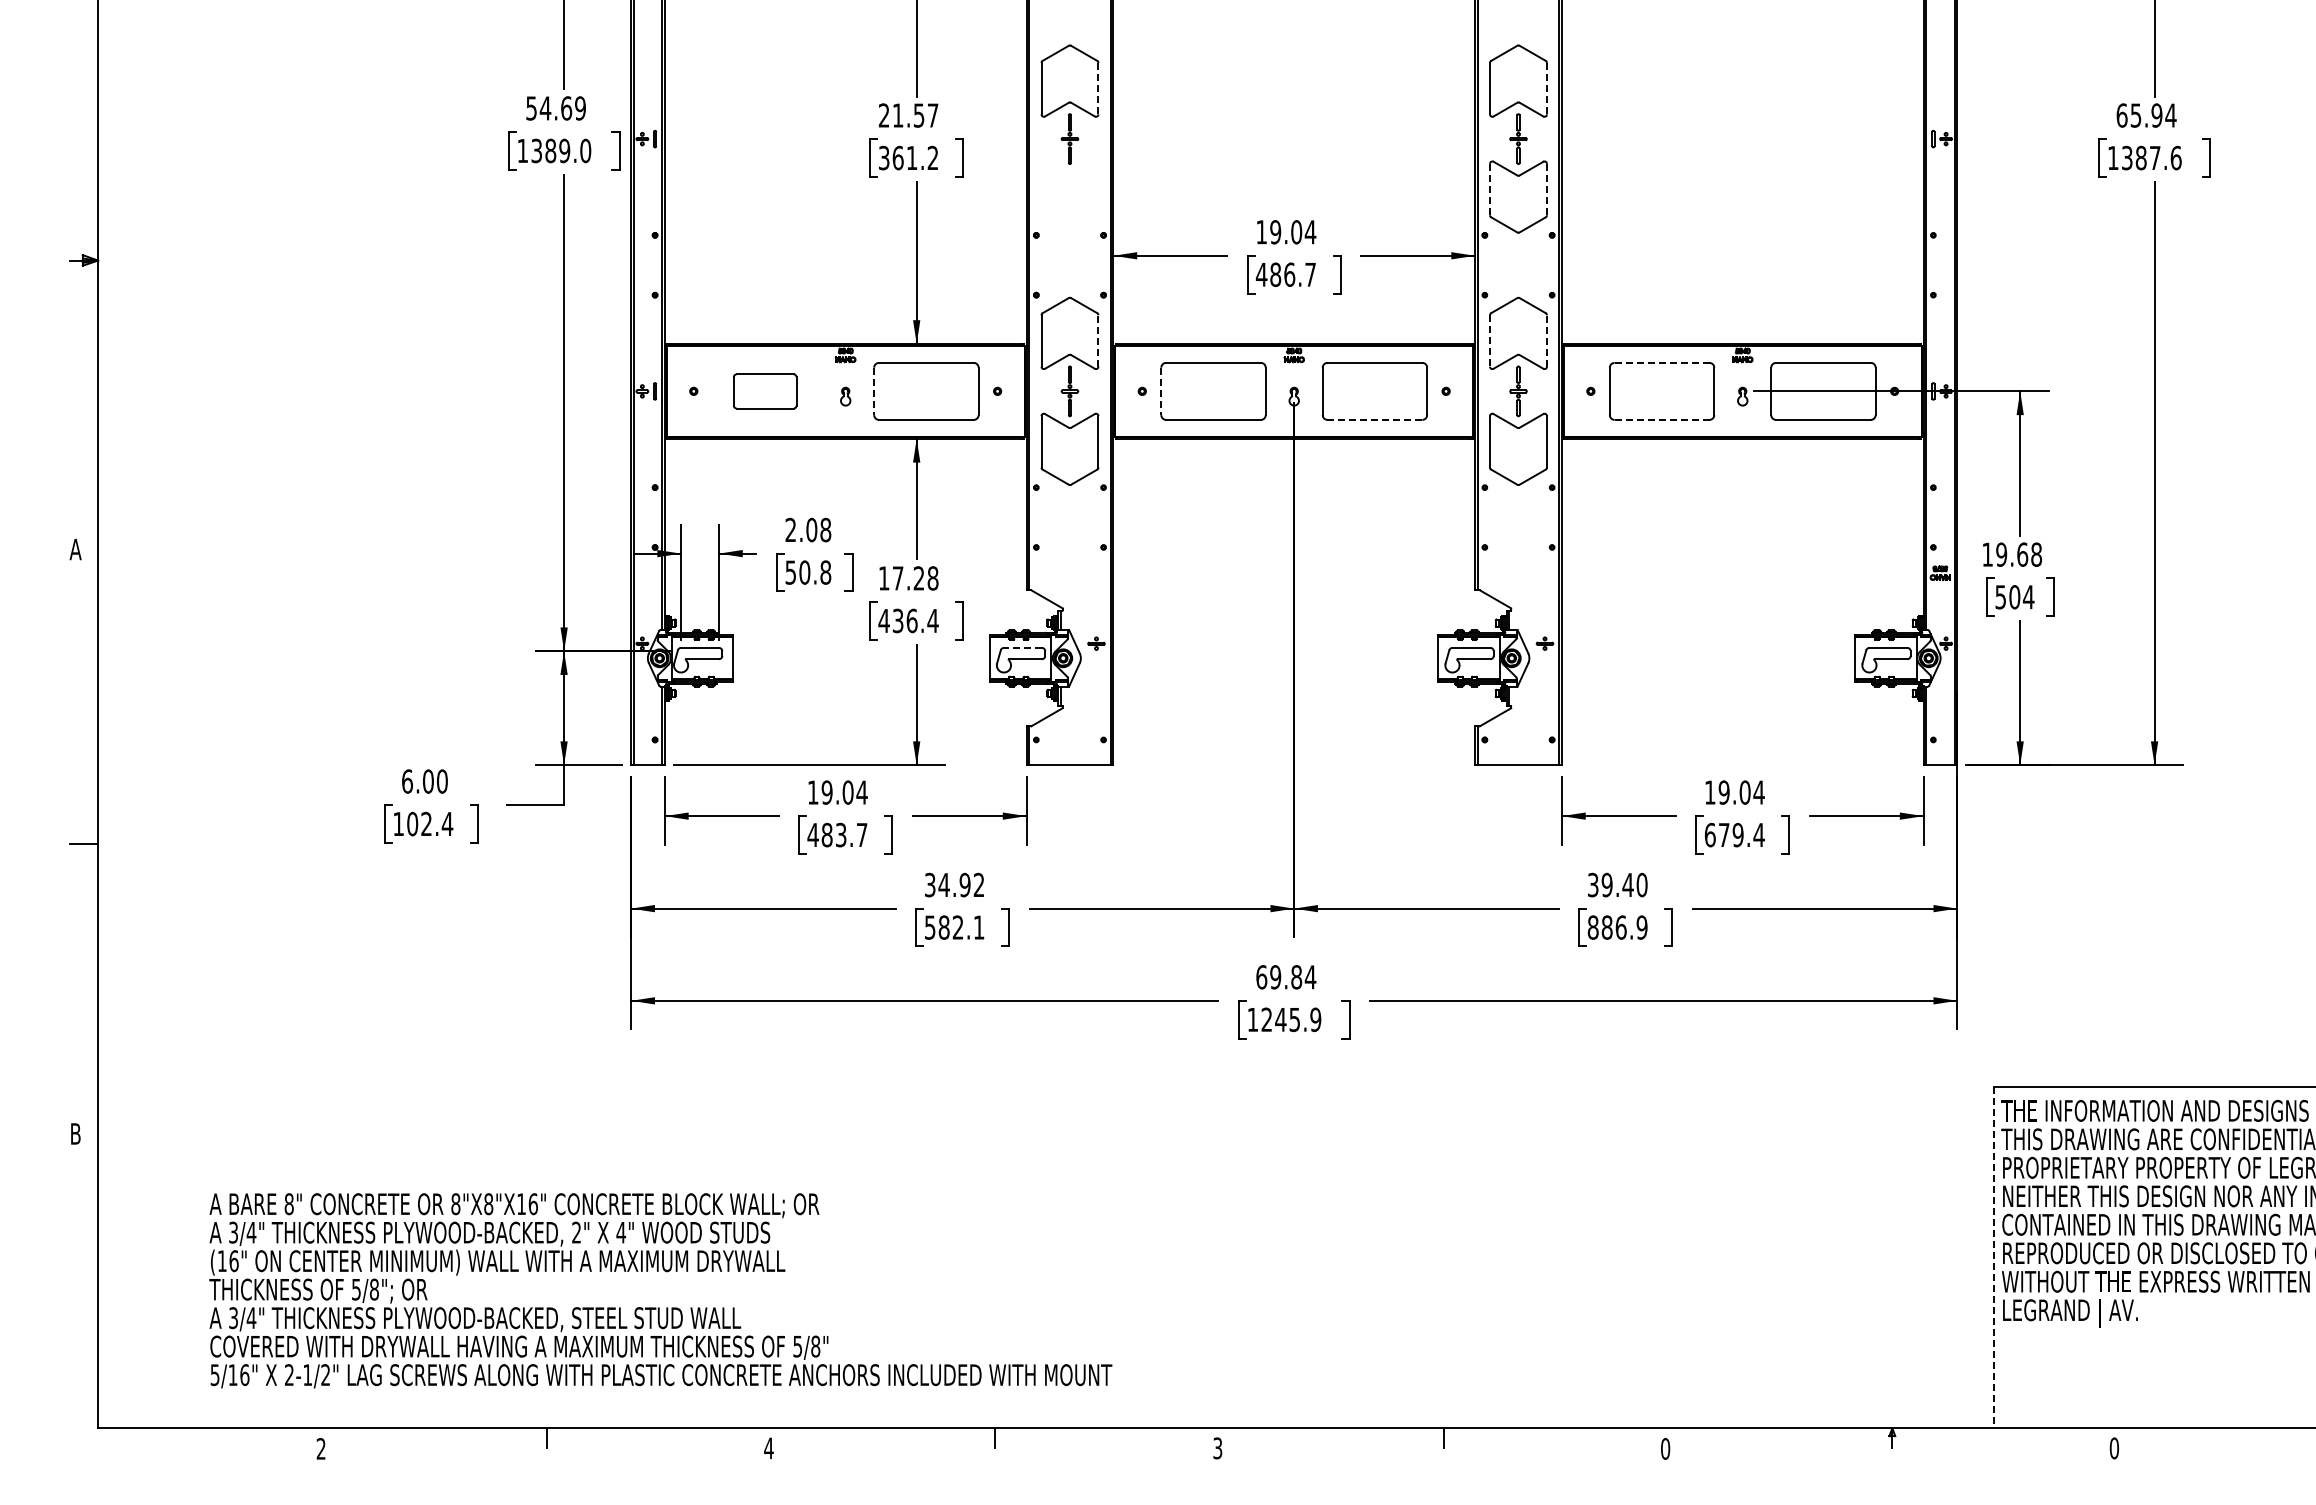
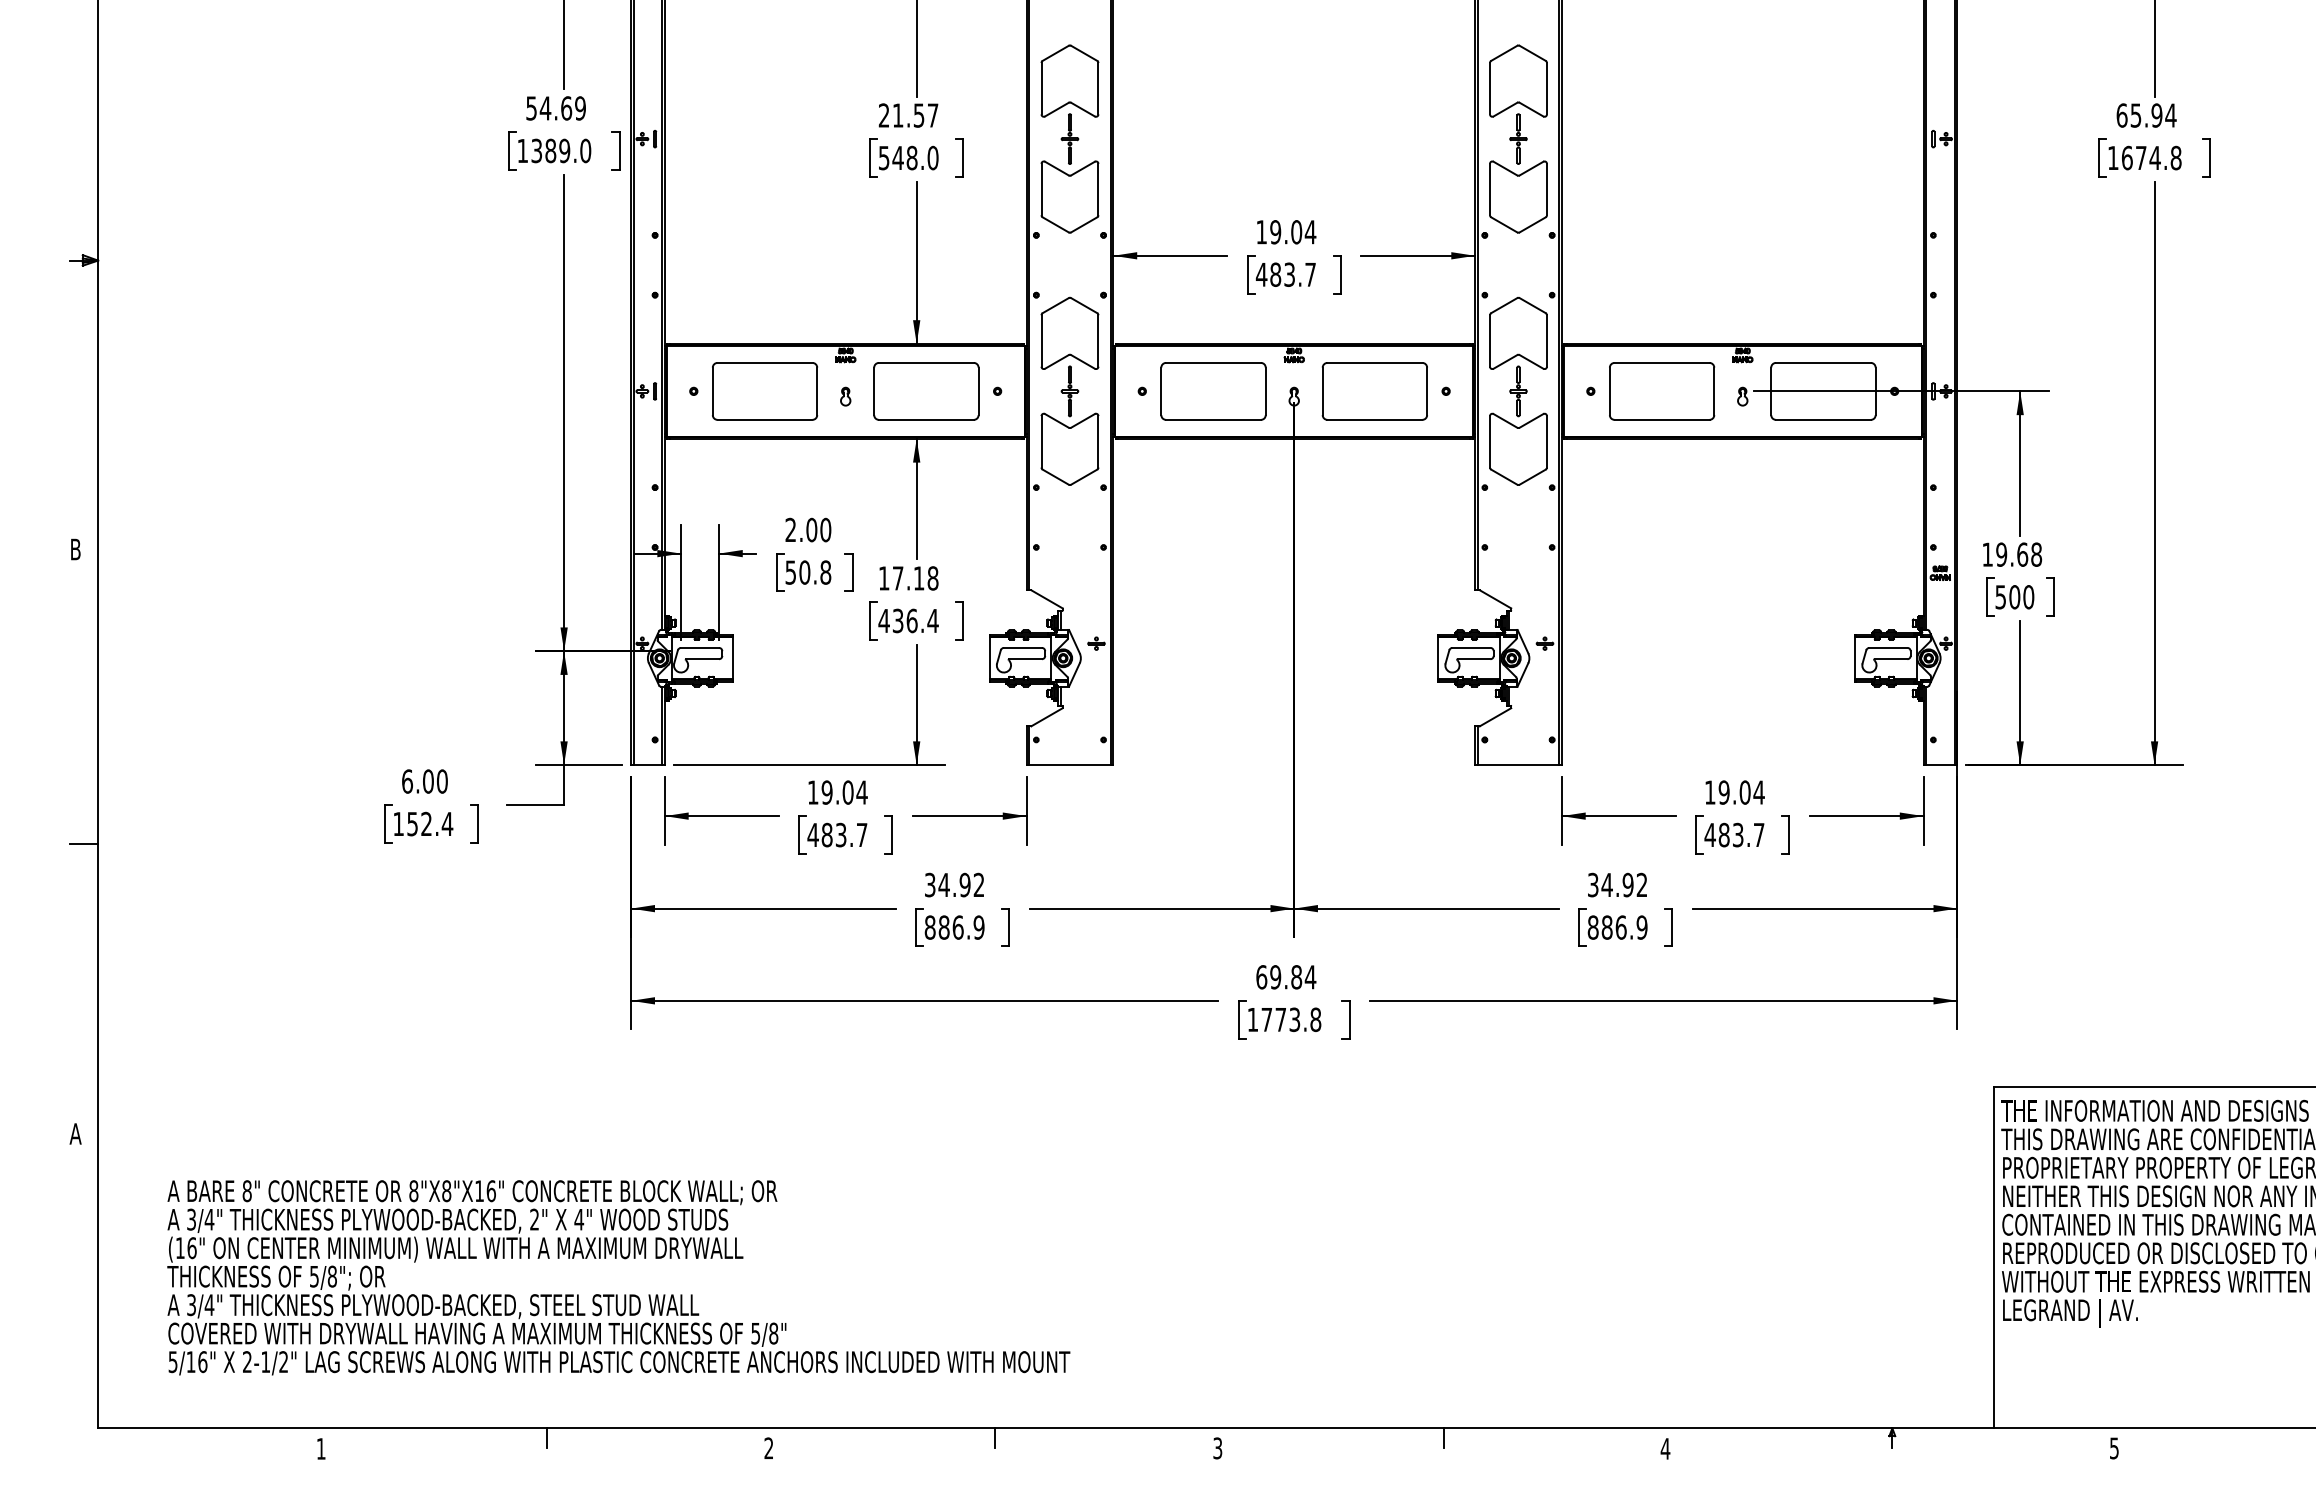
line: dashed -> solid (1098, 88)
line: dashed -> solid (1546, 88)
text: 361.2 -> 548.0 (908, 157)
text: 1387.6 -> 1674.8 (2151, 157)
line: dashed -> solid (1490, 189)
line: dashed -> solid (1546, 189)
part: none -> present (1069, 196)
text: 486.7 -> 483.7 (1289, 274)
line: dashed -> solid (1098, 340)
line: dashed -> solid (1490, 340)
line: dashed -> solid (1546, 340)
line: dashed -> solid (1661, 362)
part size: 65x37 px -> 107x59 px (765, 391)
line: dashed -> solid (874, 391)
line: dashed -> solid (1161, 391)
line: dashed -> solid (1375, 419)
line: dashed -> solid (1662, 419)
text: 2.08 -> 2.00 (825, 529)
text: A -> B (75, 549)
text: 17.28 -> 17.18 (918, 578)
text: 504 -> 500 (2028, 597)
line: dashed -> solid (1022, 647)
text: 102.4 -> 152.4 (412, 823)
text: 679.4 -> 483.7 (1734, 834)
text: 39.40 -> 34.92 (1624, 884)
text: 582.1 -> 886.9 (954, 927)
text: 1245.9 -> 1773.8 (1291, 1019)
text: B -> A (75, 1133)
line: dashed -> solid (1993, 1257)
text position: (660, 1290) -> (618, 1277) (618, 1277)
text: 4 -> 2 (768, 1447)
text: 2 -> 1 (320, 1448)
text: 0 -> 4 (1665, 1448)
text: 0 -> 5 (2114, 1448)
